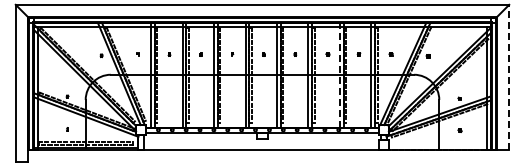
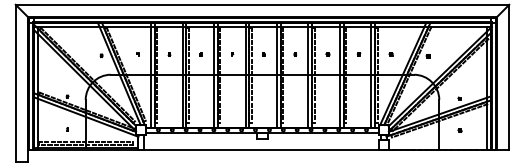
line: dashed -> solid (339, 74)
line: dashed -> solid (509, 76)
